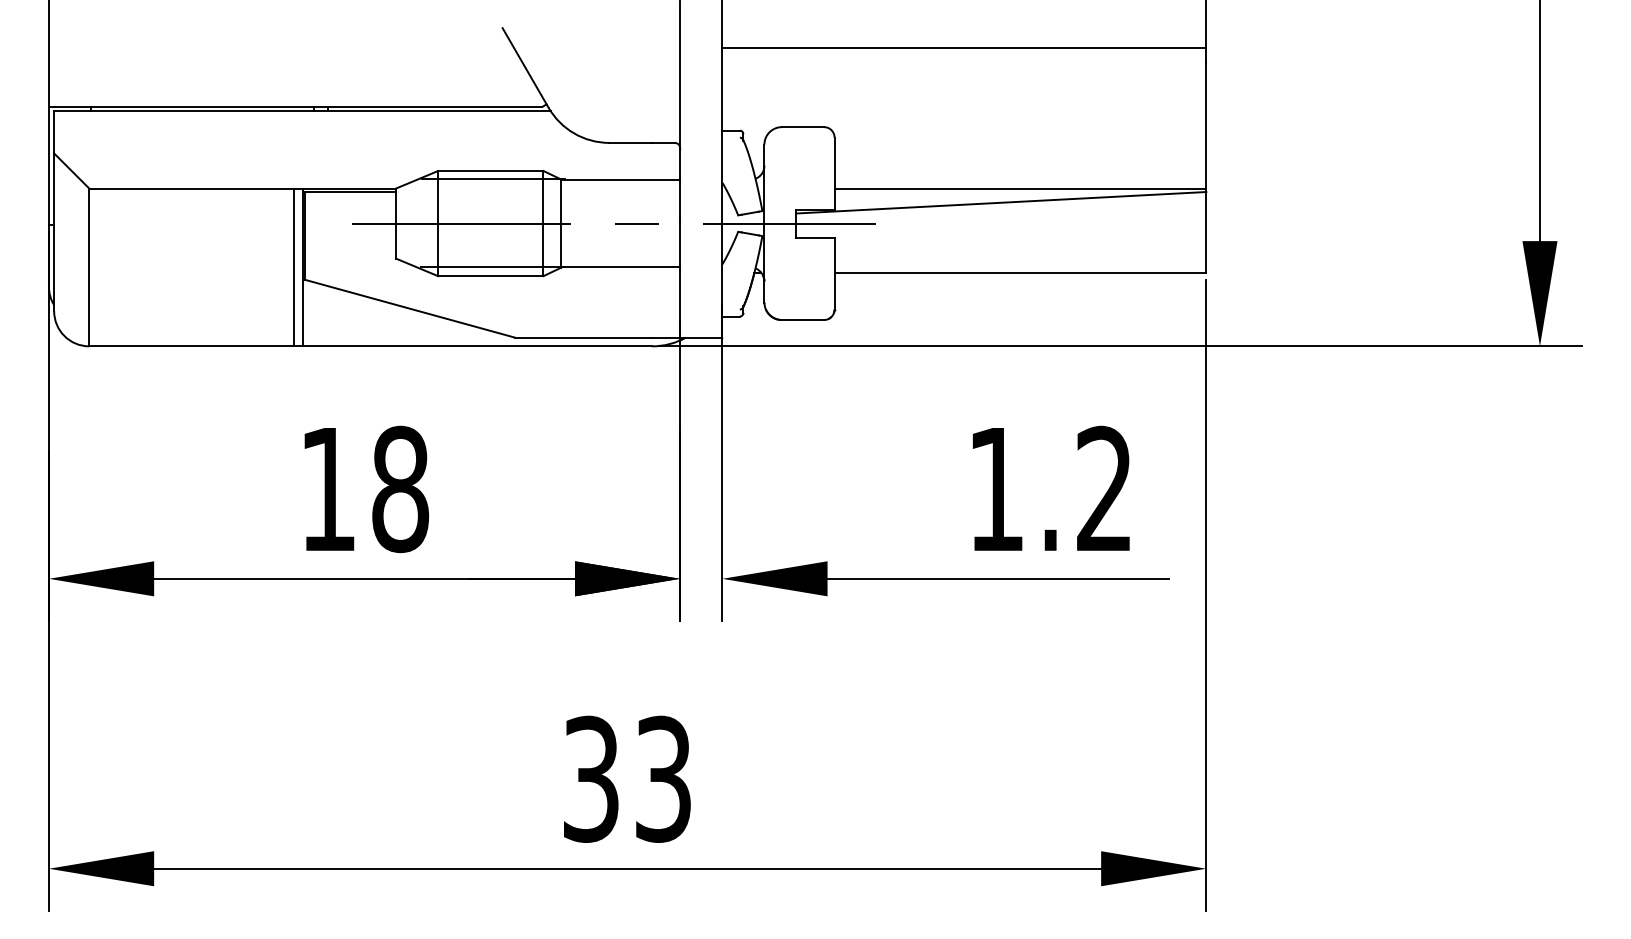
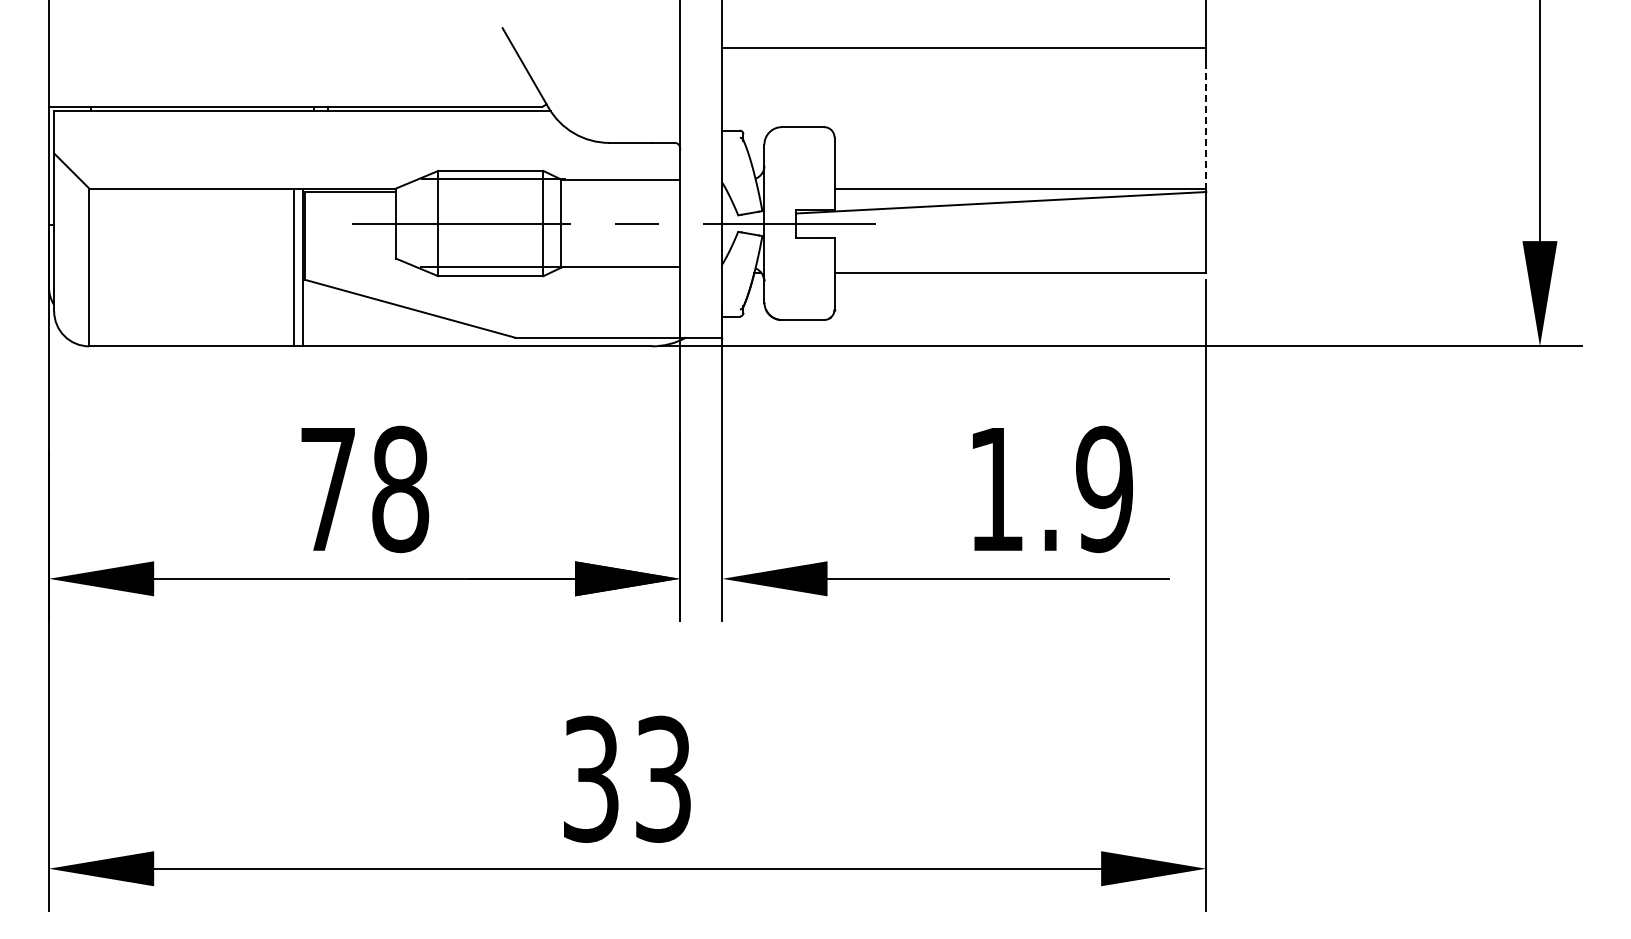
line: solid -> dashed (1206, 125)
text: 18 -> 78 (327, 489)
text: 1.2 -> 1.9 (1104, 489)
